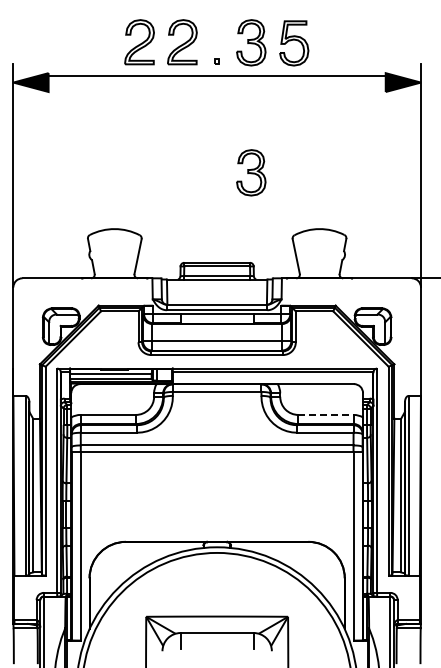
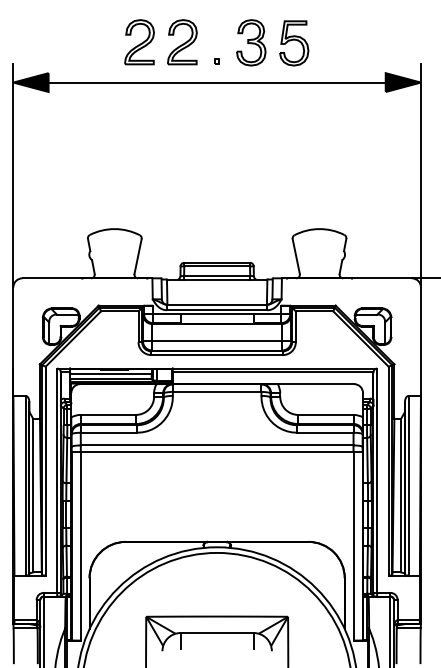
line position: (216, 75) -> (216, 82) (216, 82)
part: present -> none (251, 172)
line: dashed -> solid (326, 414)
